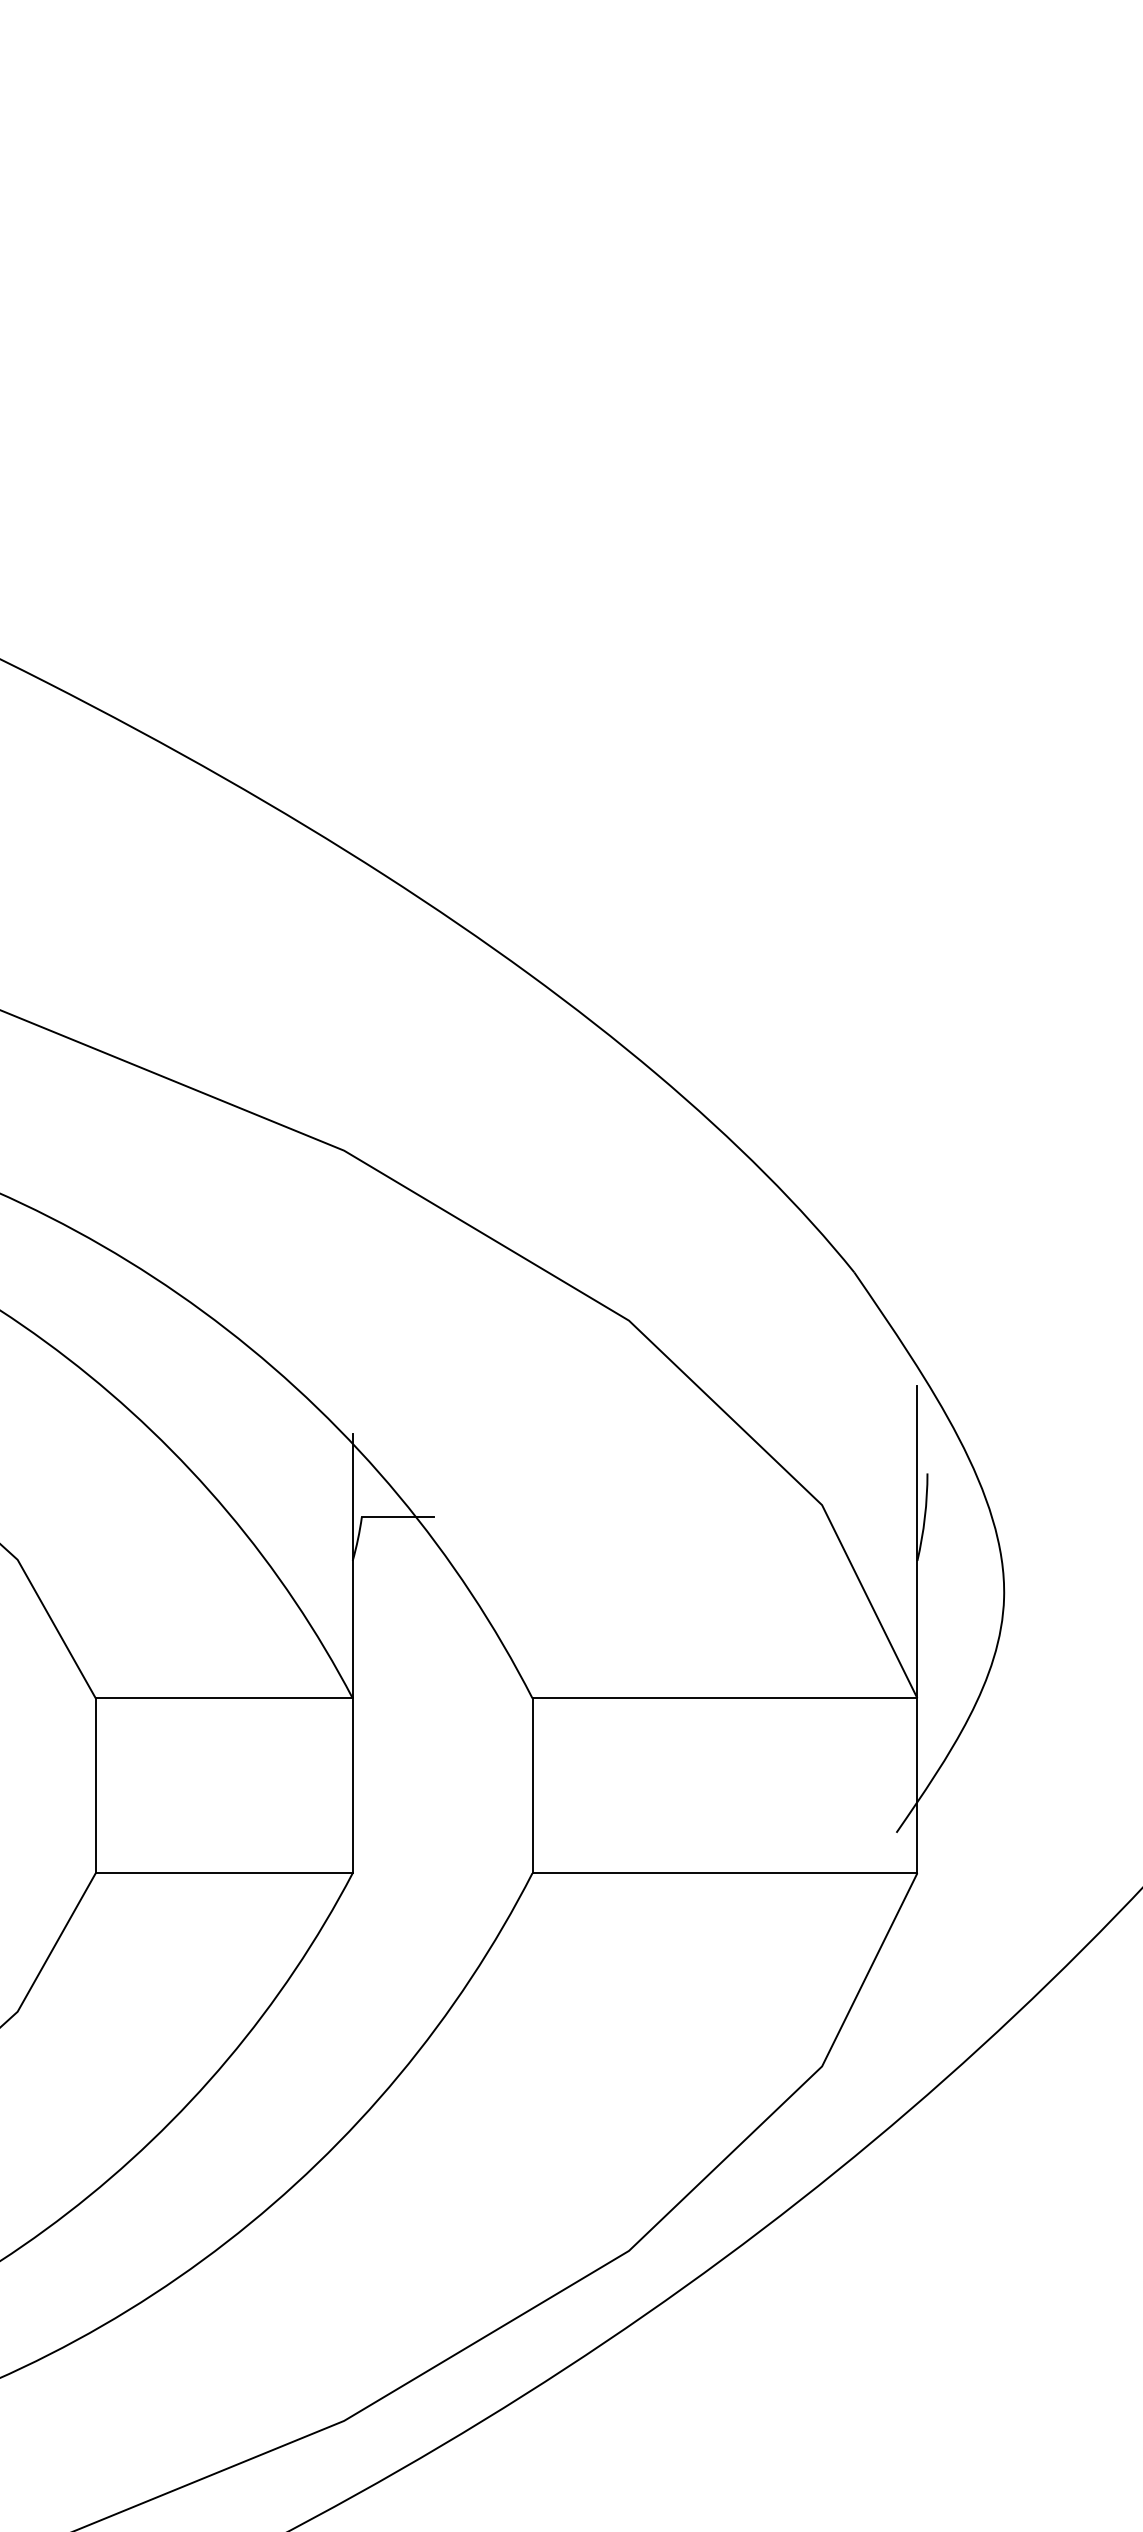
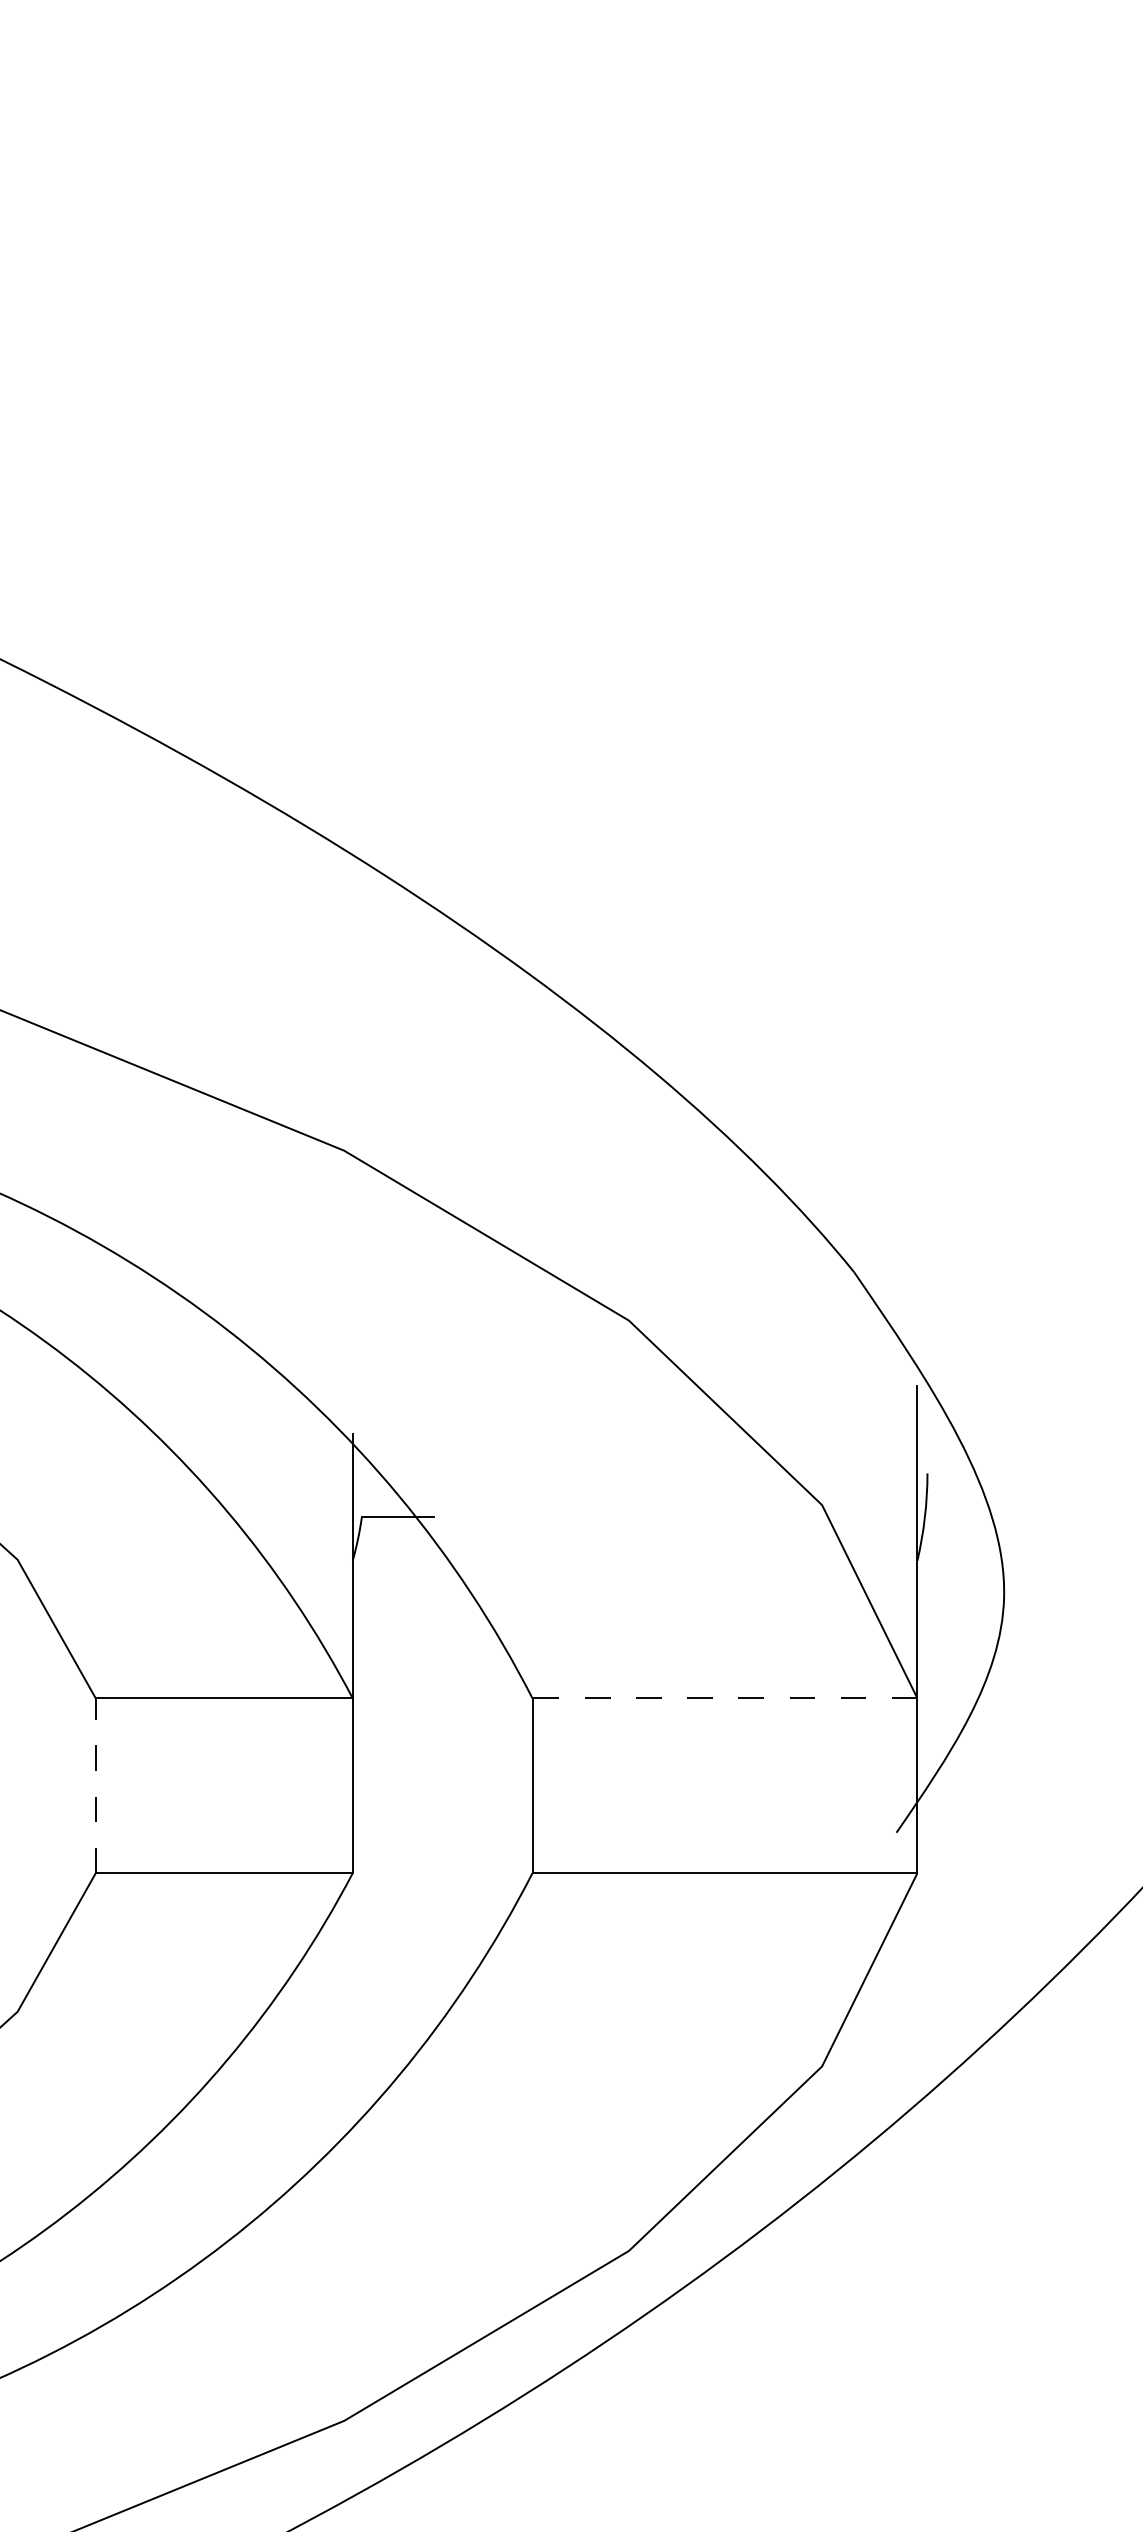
line: solid -> dashed (724, 1698)
line: solid -> dashed (95, 1785)
